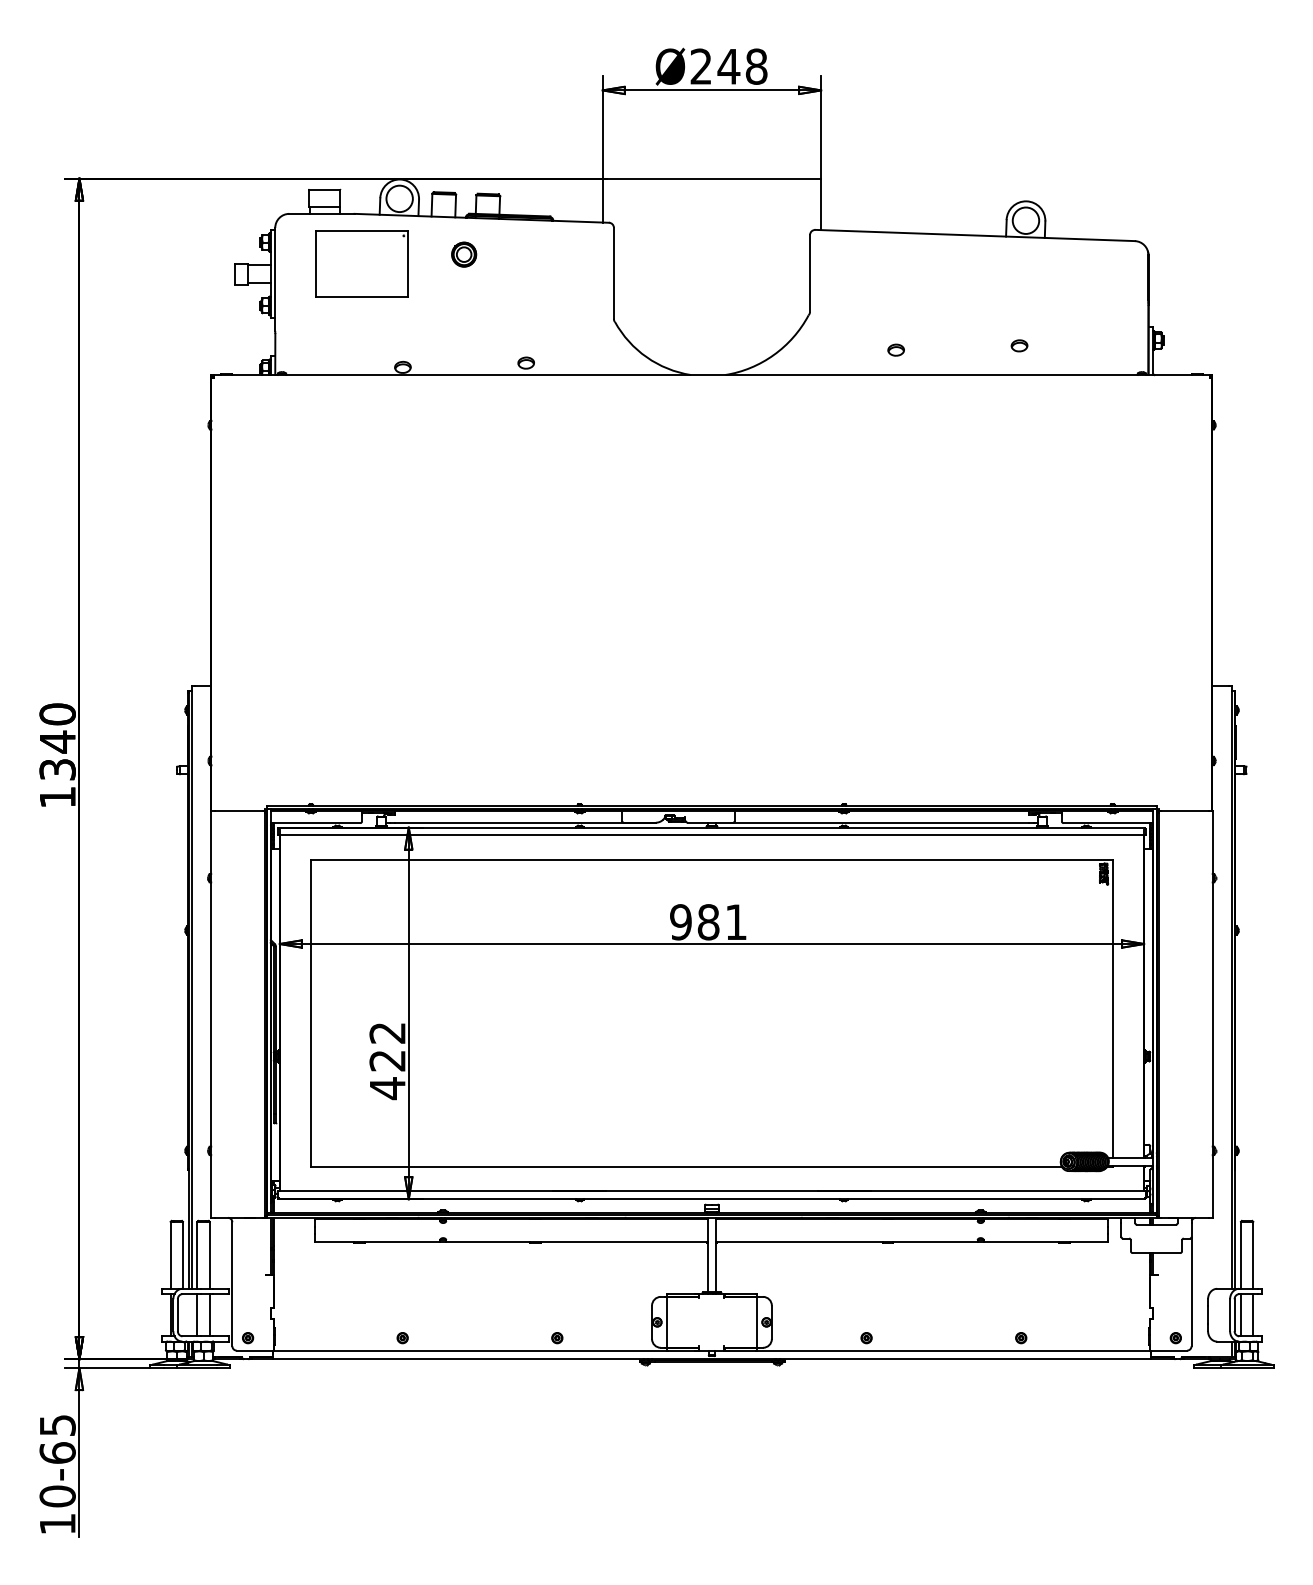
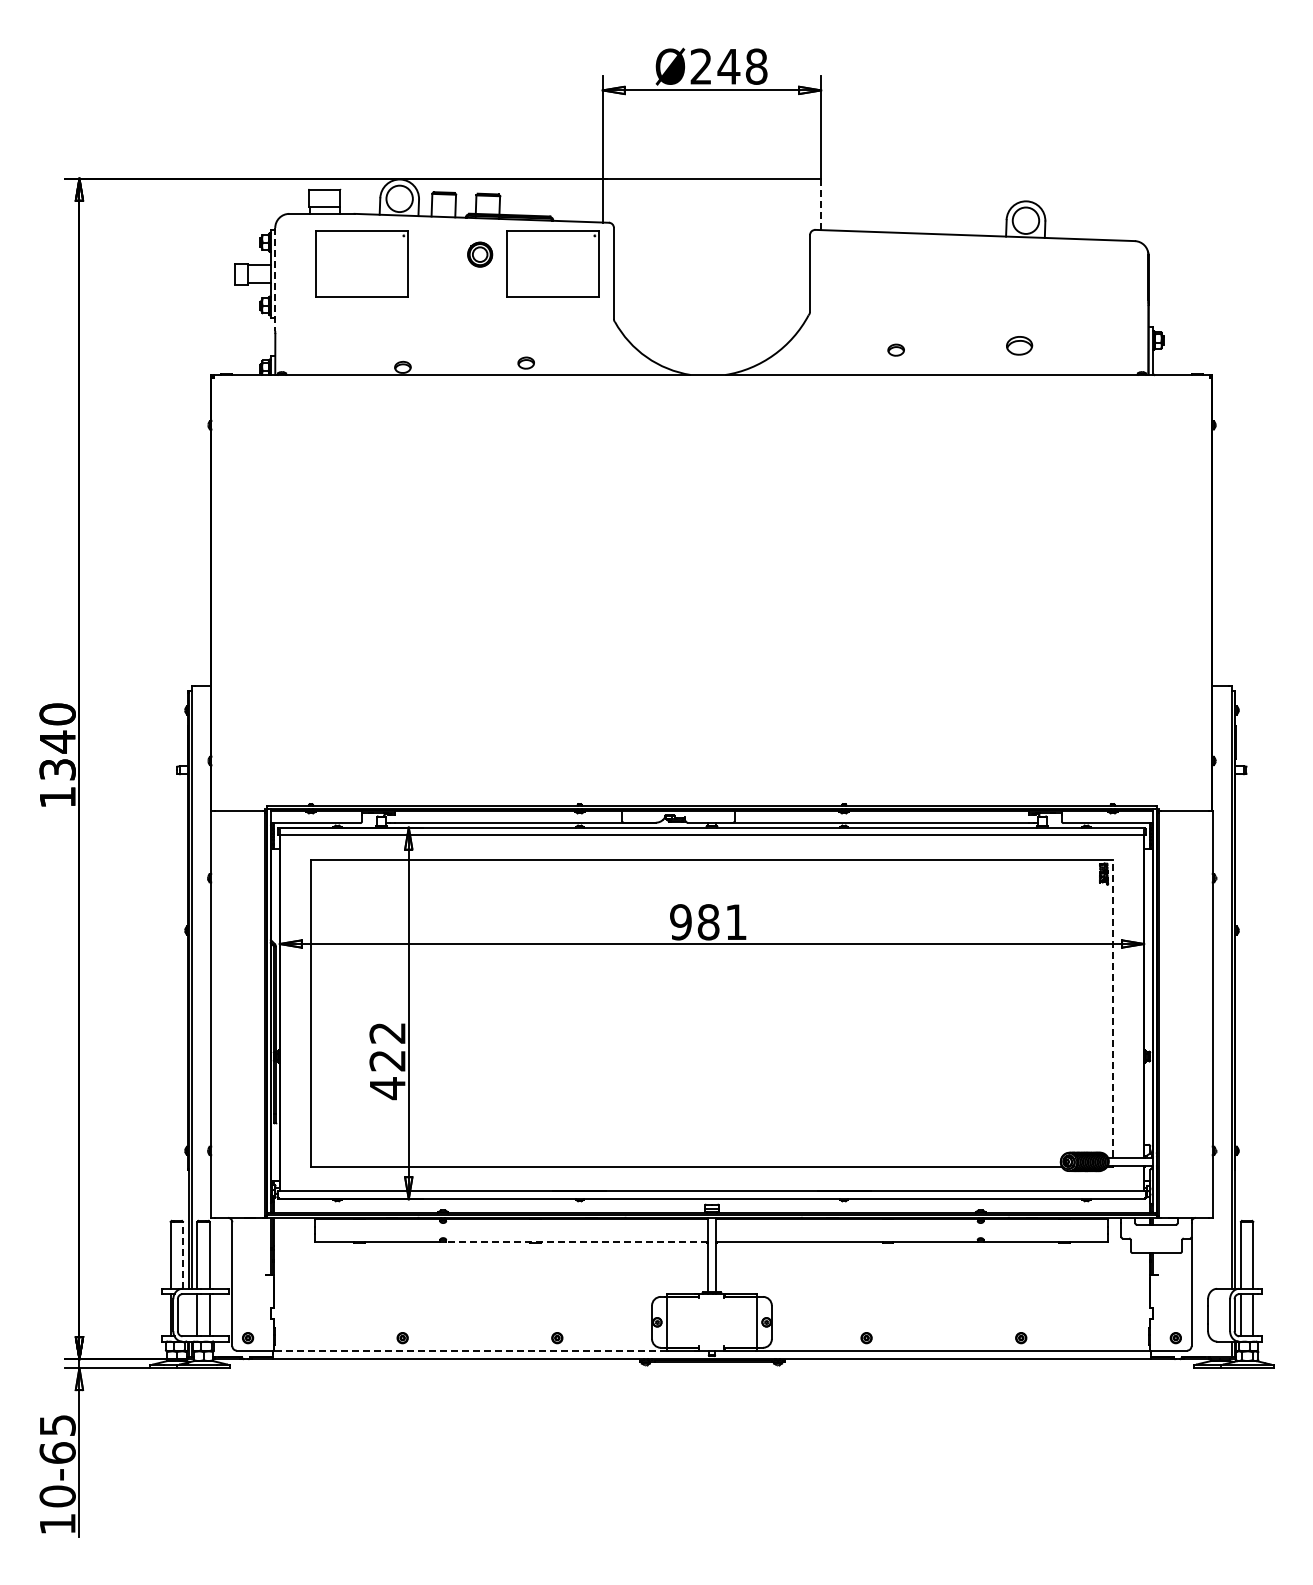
line: solid -> dashed (821, 204)
part position: (464, 254) -> (480, 254) (480, 254)
part: none -> present (552, 263)
line: solid -> dashed (275, 279)
part size: 19x14 px -> 28x20 px (1019, 345)
line: solid -> dashed (1113, 1008)
line: solid -> dashed (576, 1242)
line: solid -> dashed (182, 1254)
line: solid -> dashed (470, 1350)
